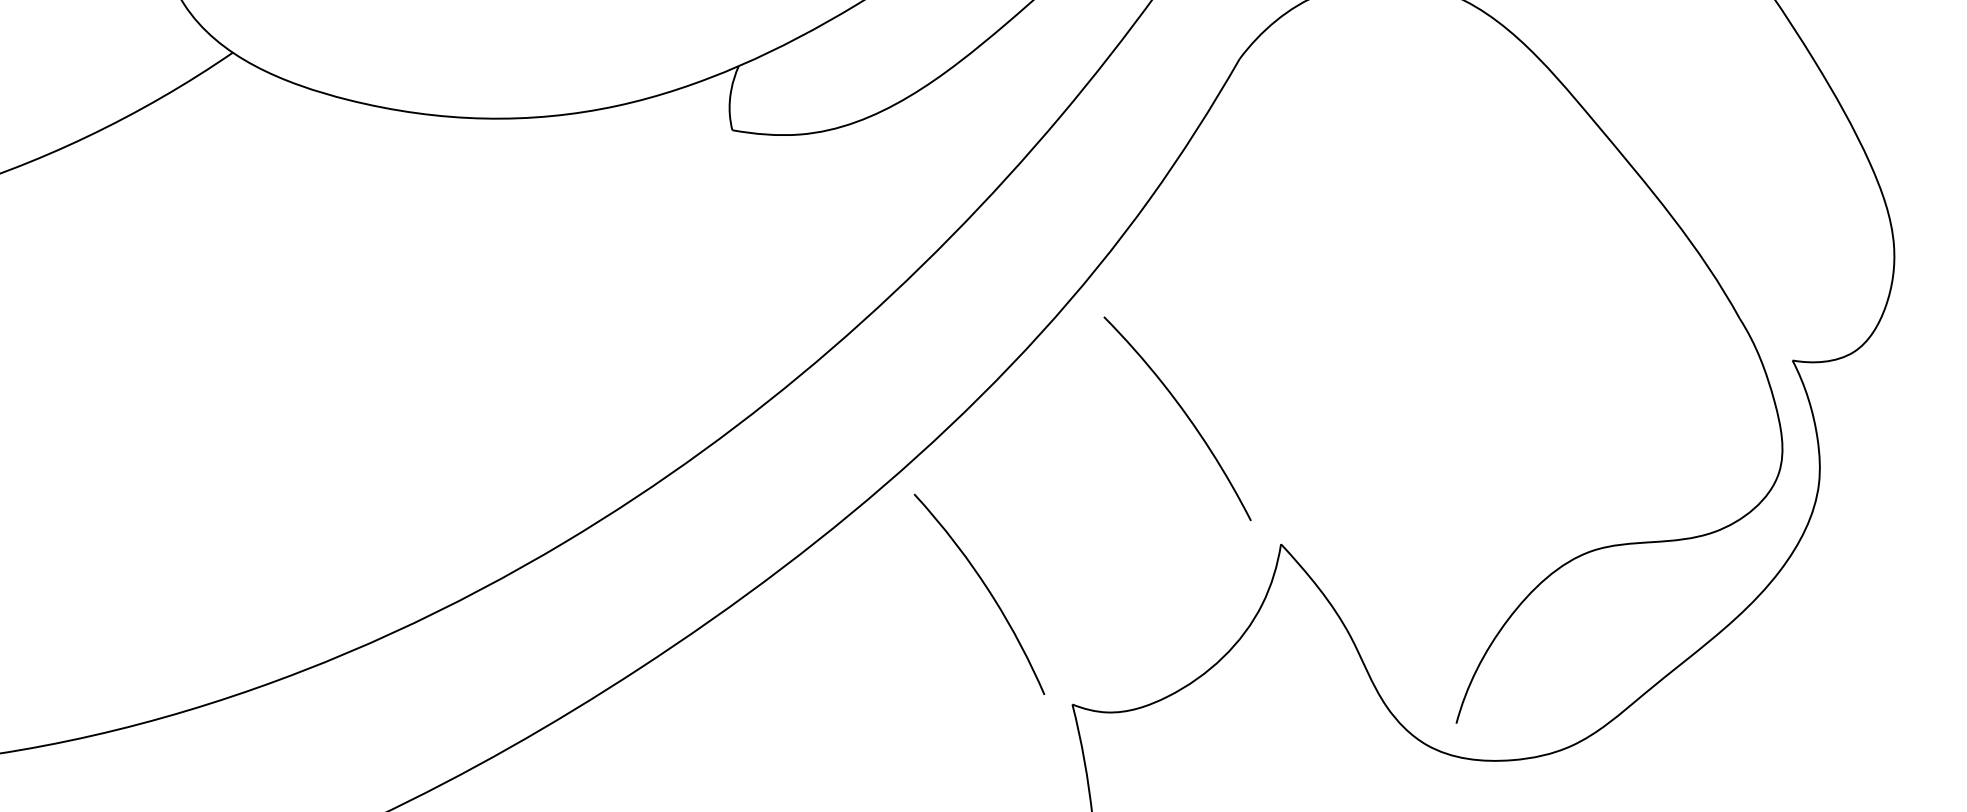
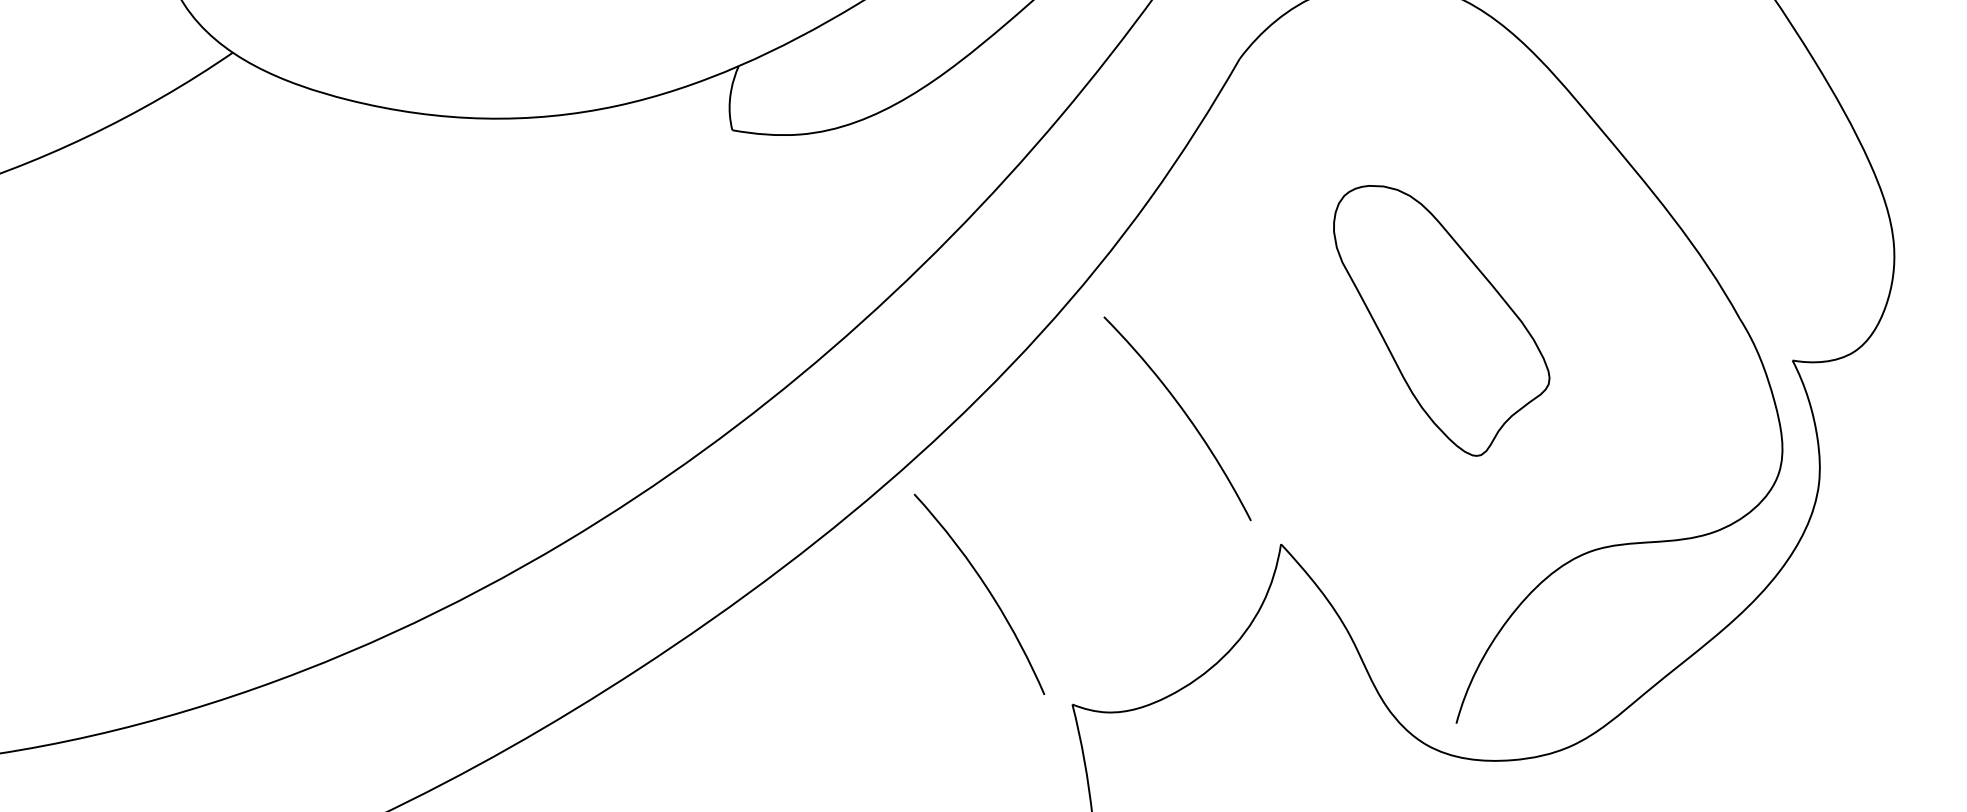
part: none -> present (1441, 320)
